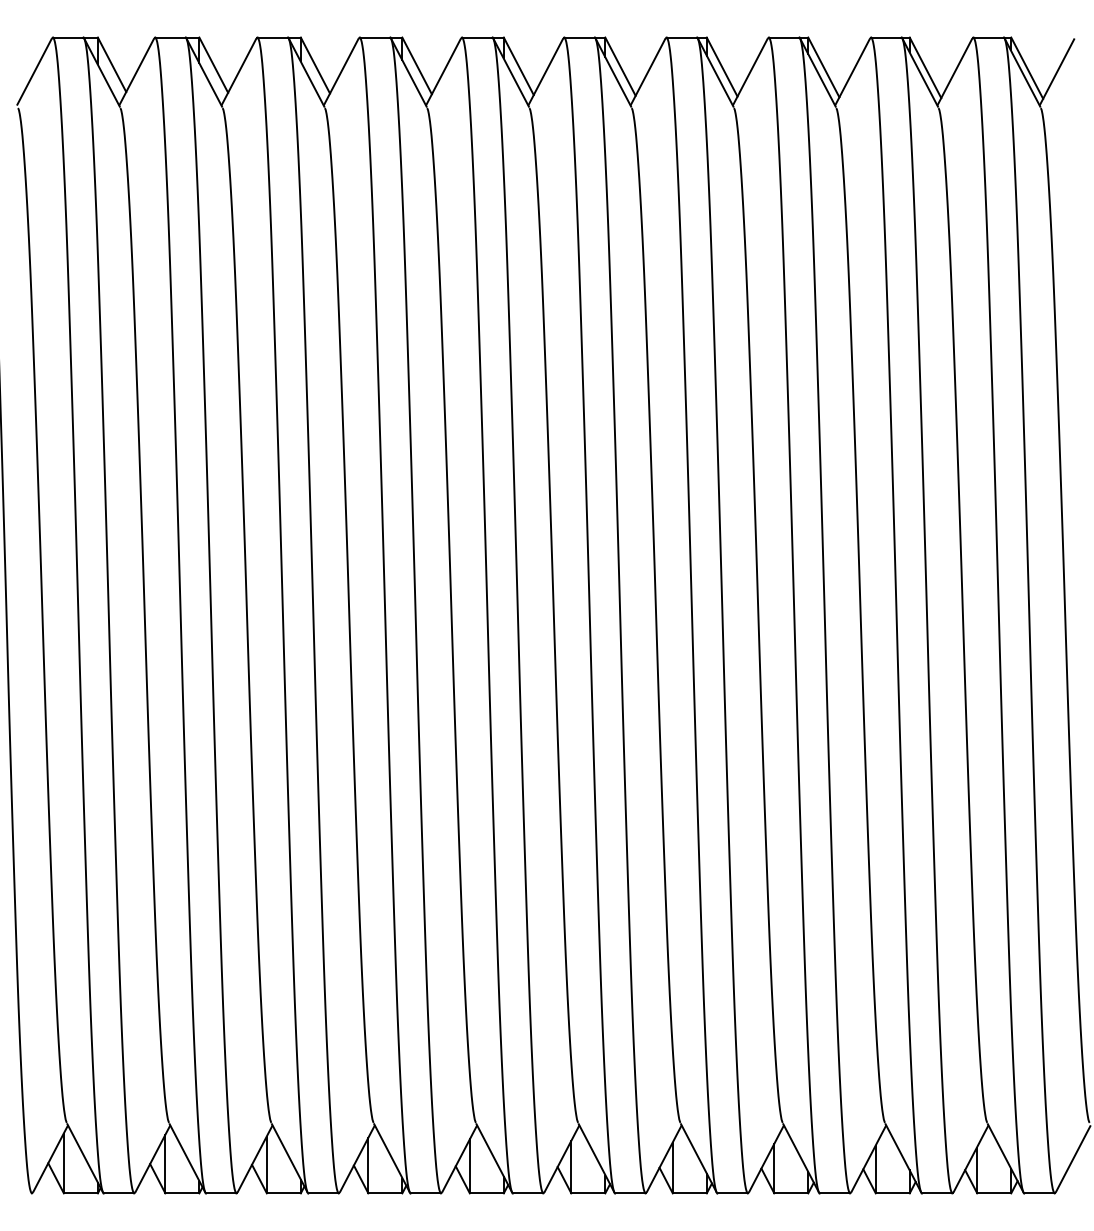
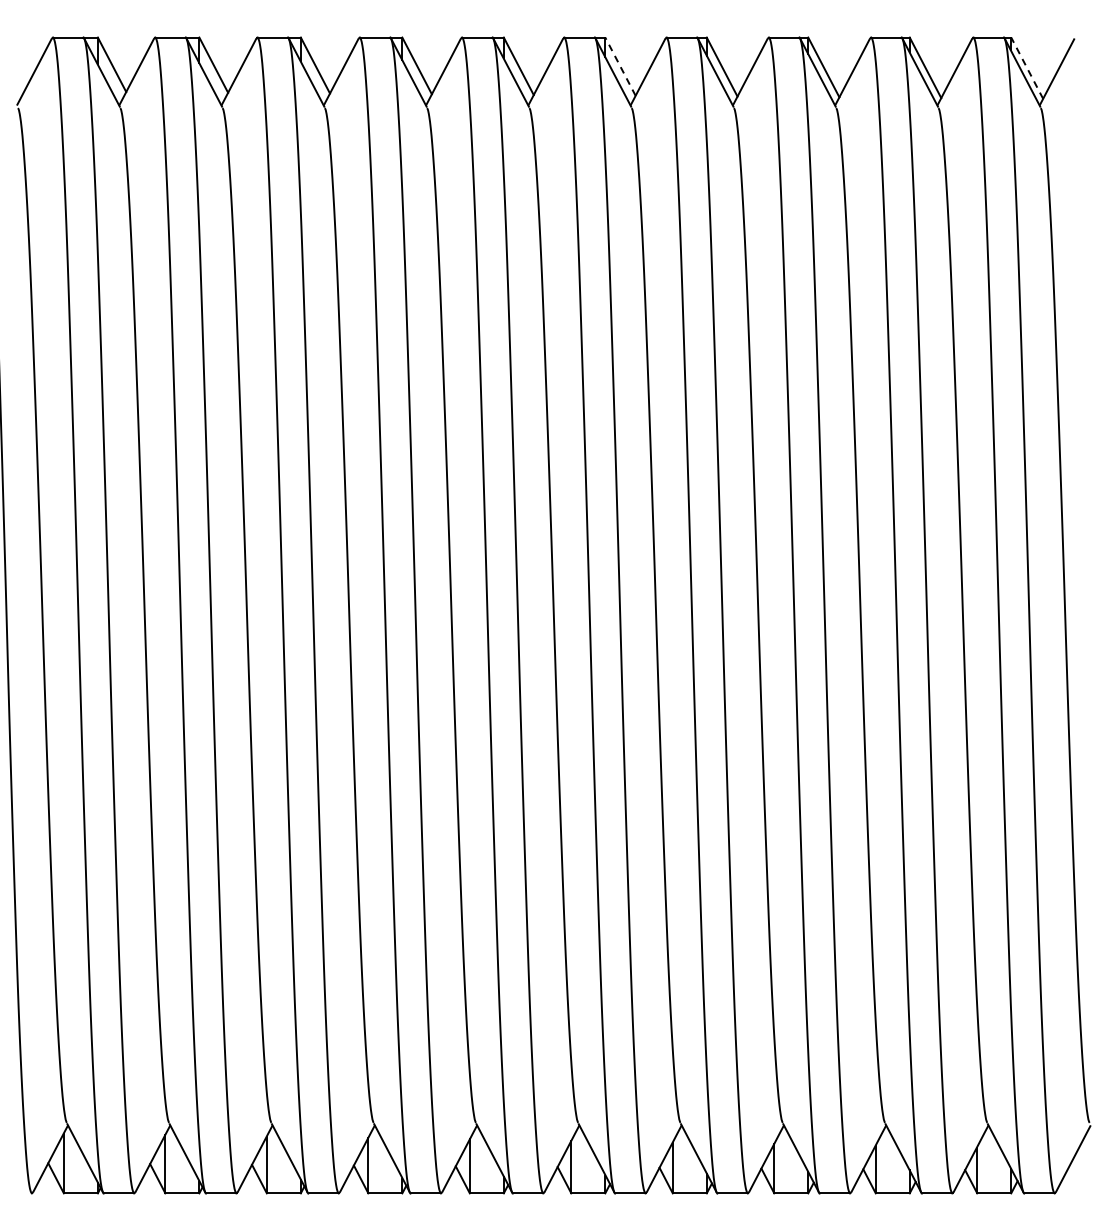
line: solid -> dashed (620, 66)
line: solid -> dashed (1027, 68)
